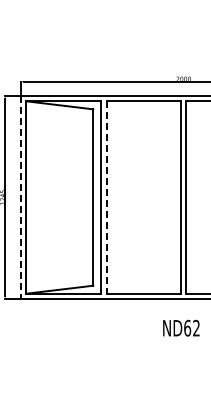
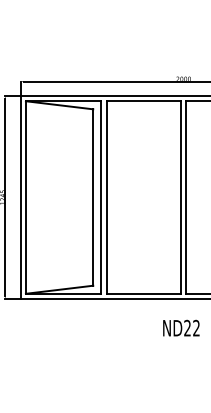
line: dashed -> solid (20, 198)
line: dashed -> solid (106, 198)
text: ND62 -> ND22 (187, 327)
